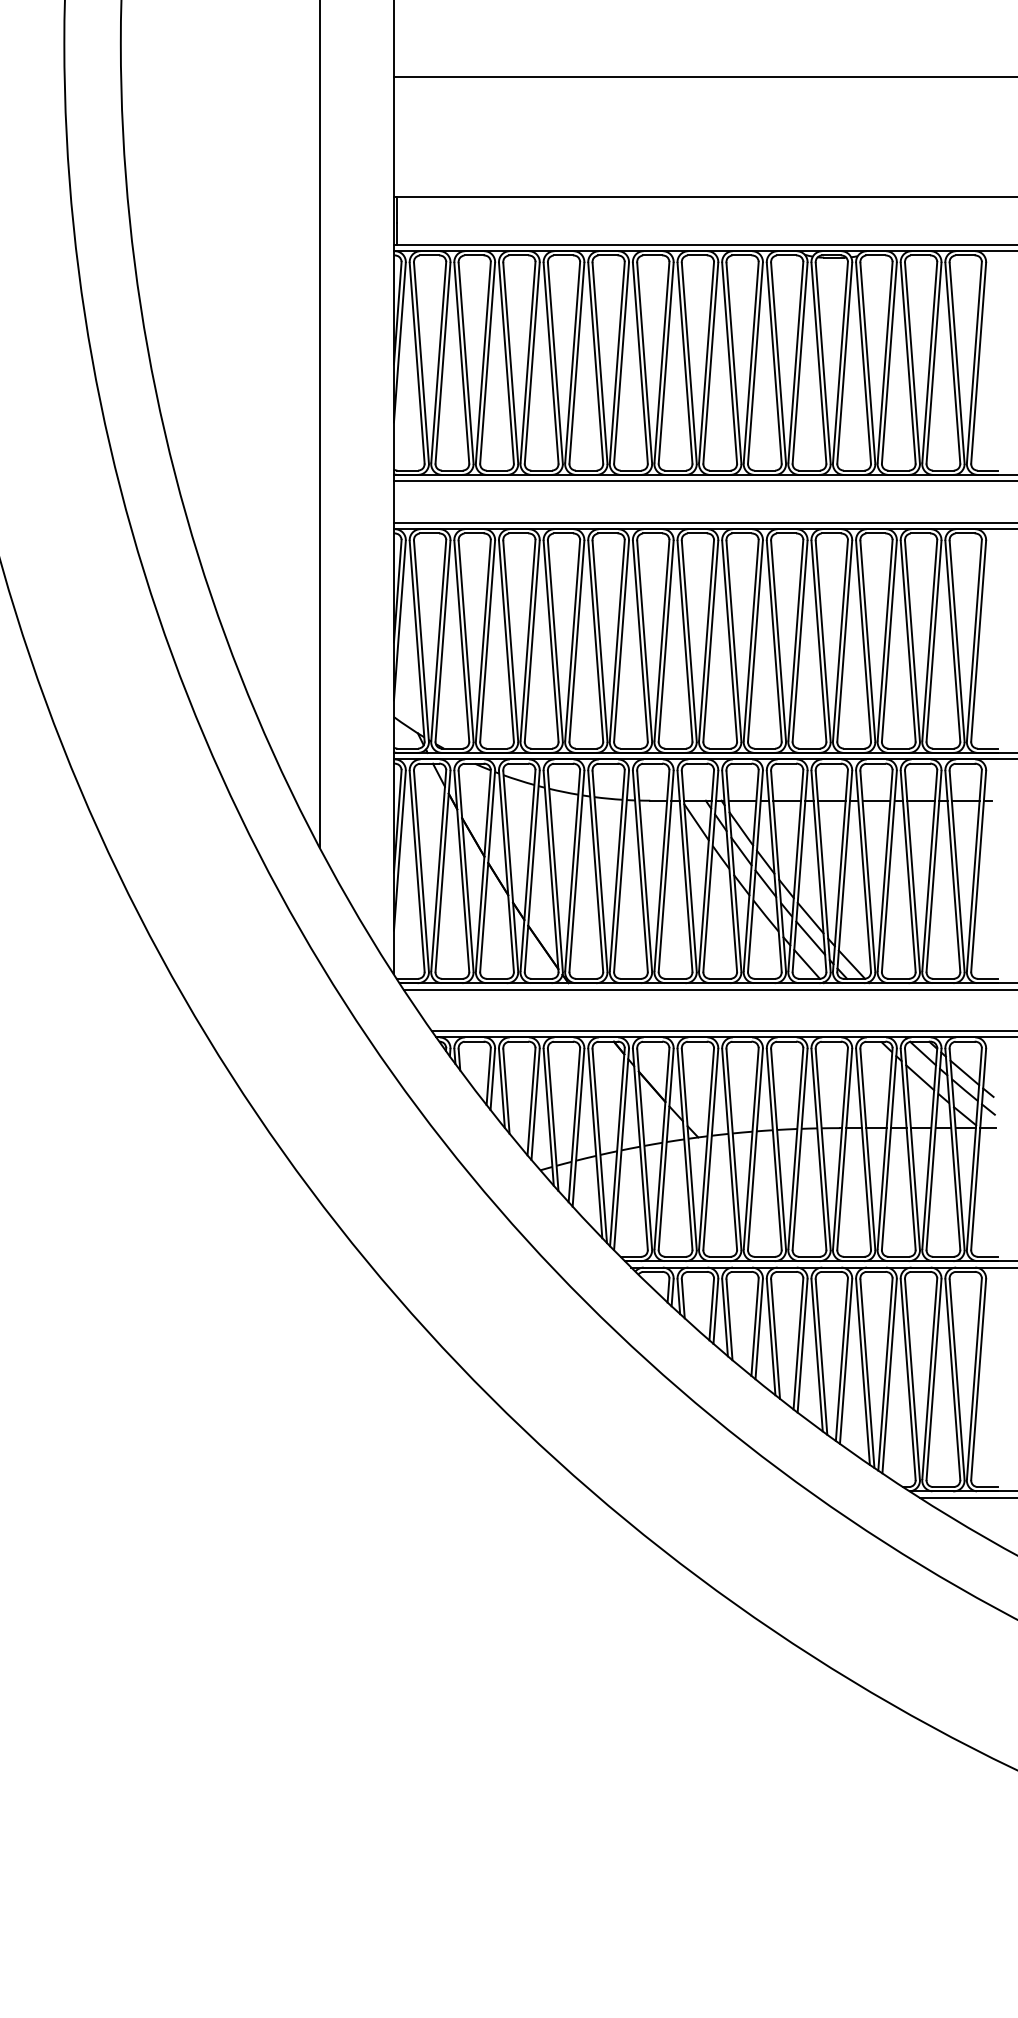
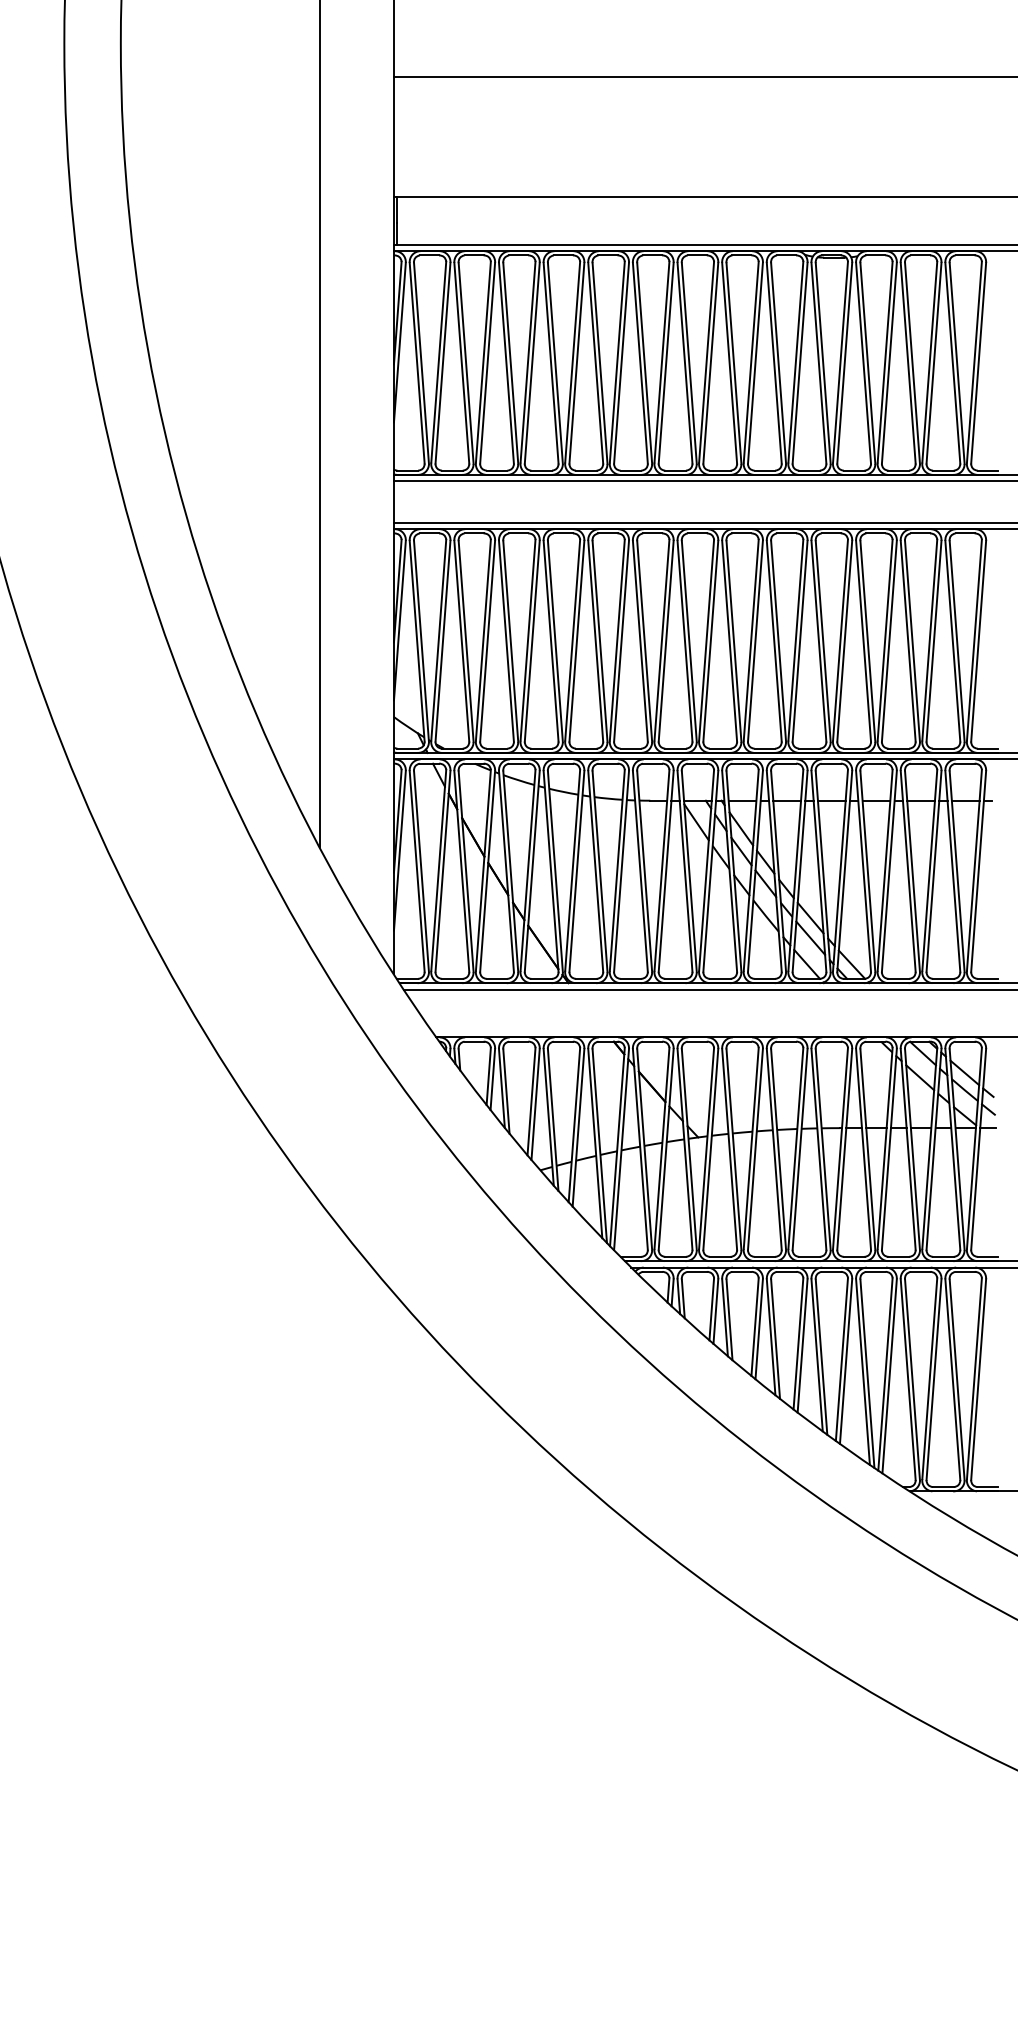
line: present -> none (722, 1030)
line: present -> none (967, 1497)
